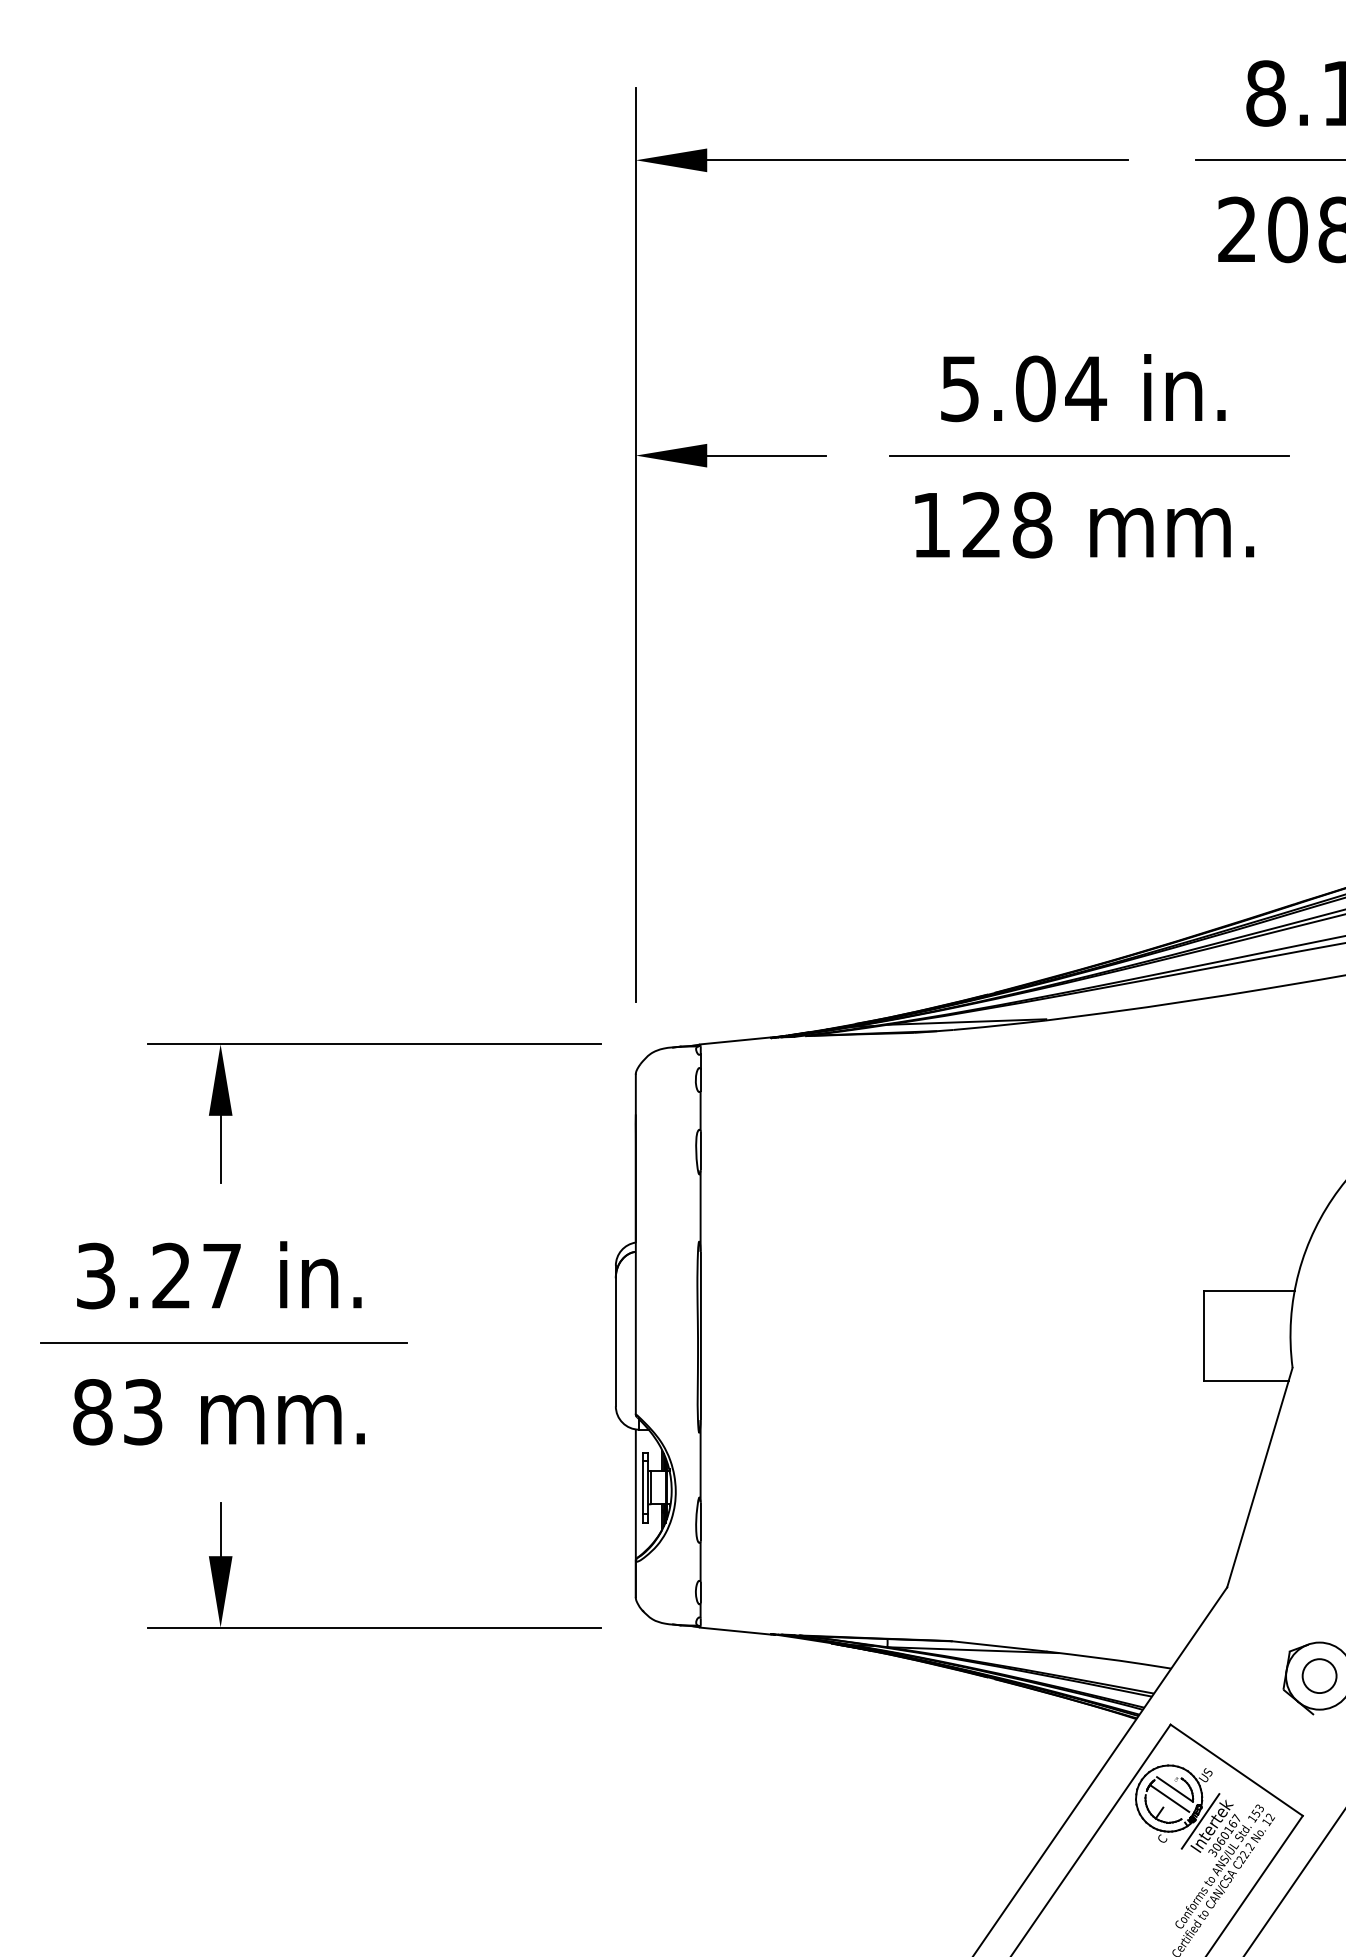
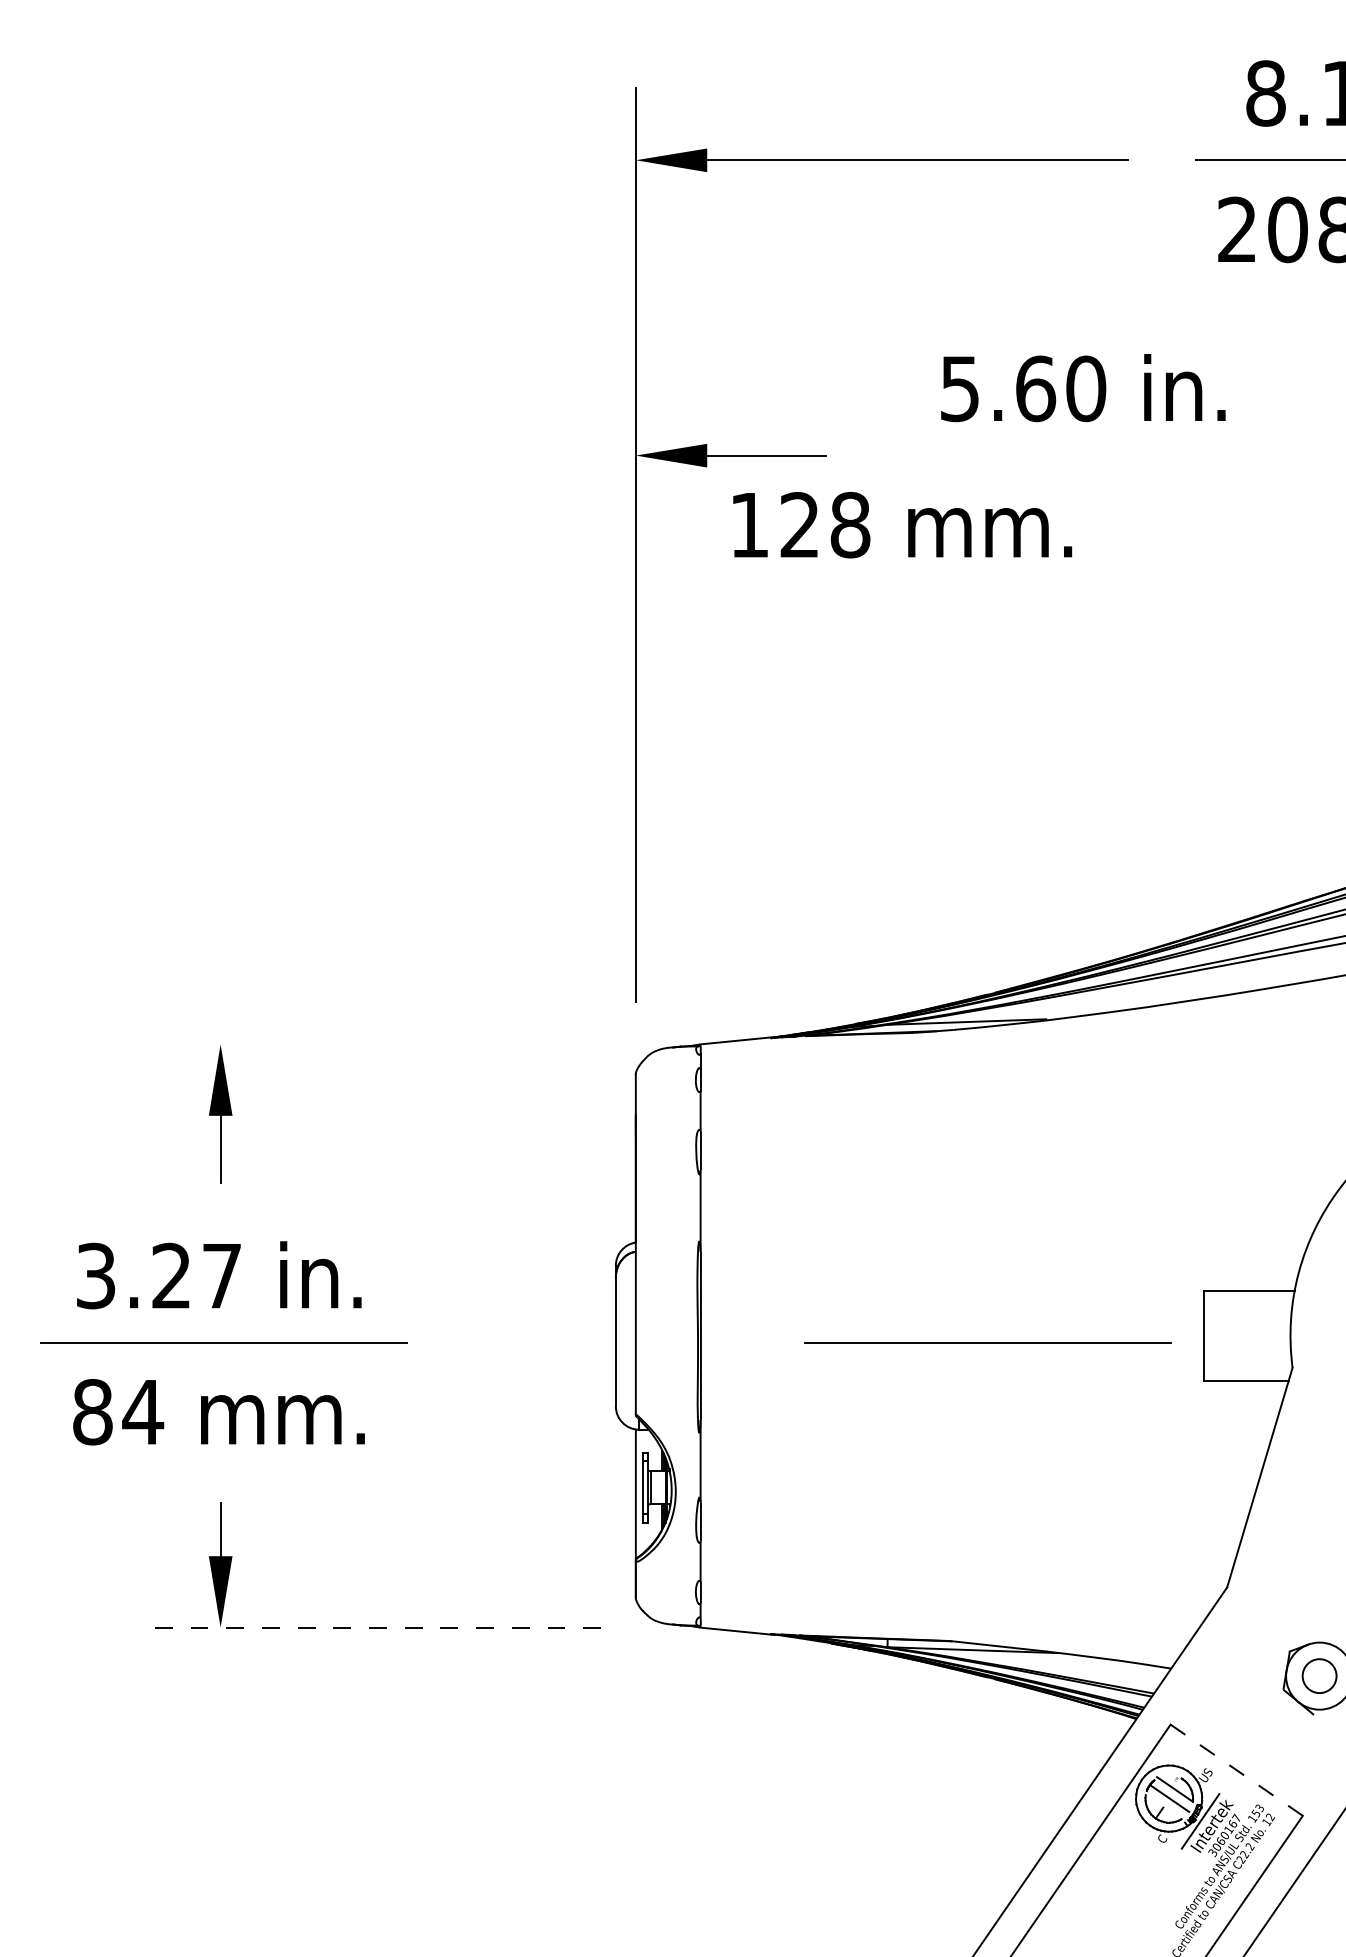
text: 5.04 -> 5.60 (1061, 388)
line: present -> none (1088, 455)
text position: (1084, 525) -> (902, 525) (902, 525)
line: present -> none (374, 1044)
line: none -> present (987, 1342)
text: 83 -> 84 (143, 1412)
line: solid -> dashed (374, 1627)
line: solid -> dashed (1236, 1769)
